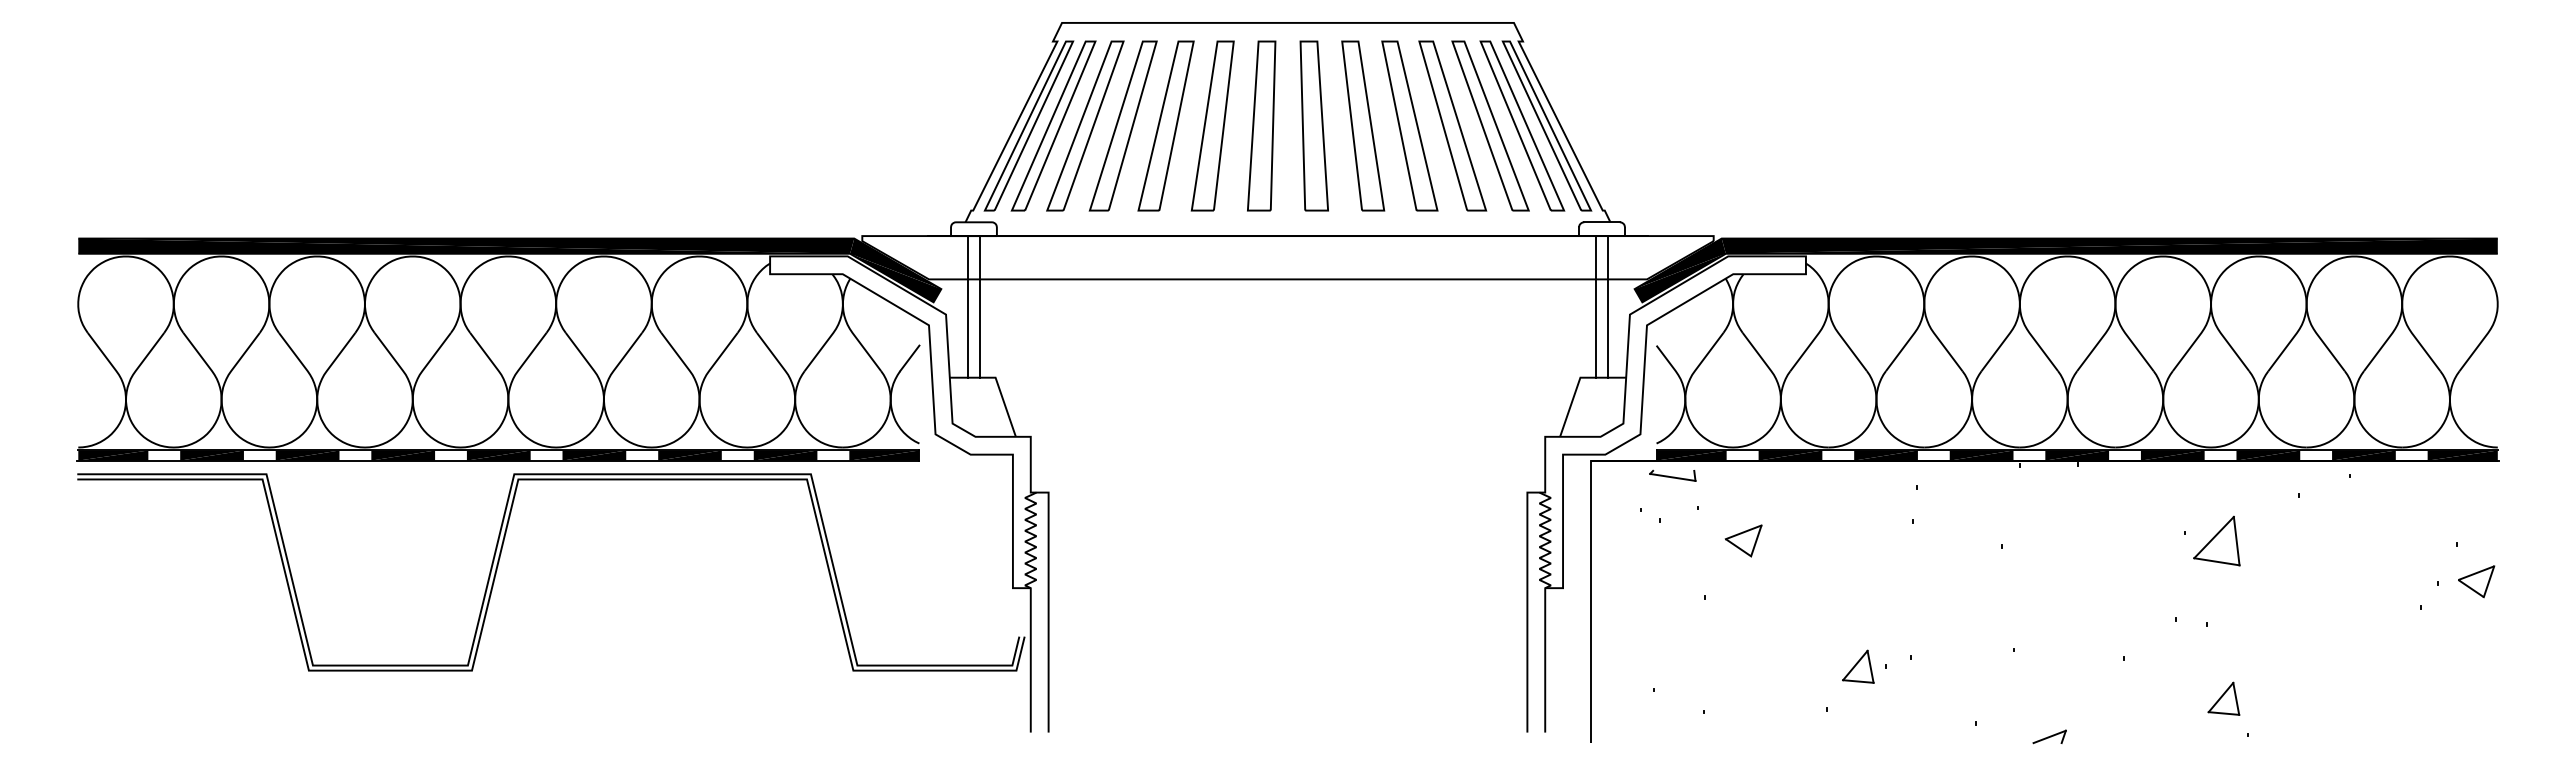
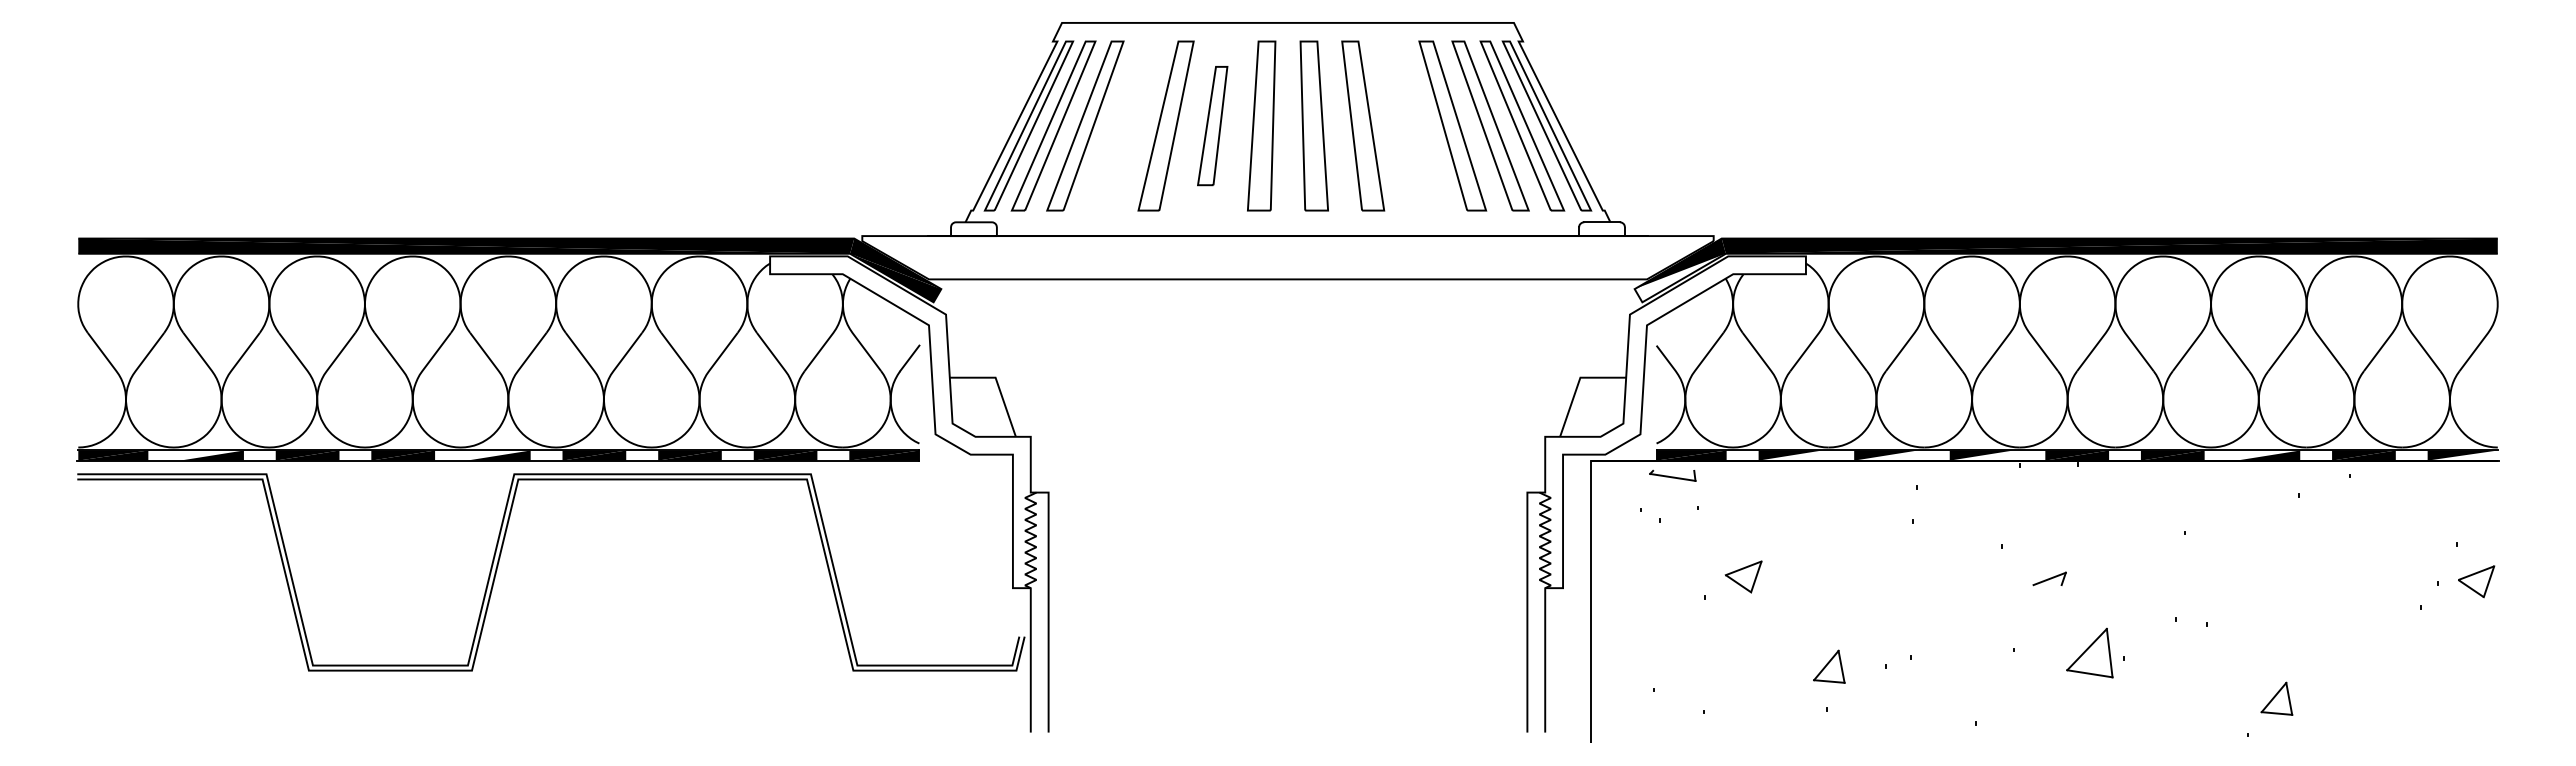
part: present -> none (1122, 125)
part size: 45x172 px -> 32x121 px (1212, 126)
part: present -> none (1409, 125)
fill: present -> none (1679, 277)
line: present -> none (967, 306)
line: present -> none (980, 306)
line: present -> none (1595, 306)
line: present -> none (1608, 306)
fill: present -> none (211, 455)
fill: present -> none (498, 455)
fill: present -> none (1790, 455)
fill: present -> none (1885, 455)
fill: present -> none (1981, 455)
fill: present -> none (2268, 455)
fill: present -> none (2462, 455)
part position: (1743, 540) -> (1743, 576) (1743, 576)
part position: (2216, 540) -> (2089, 652) (2089, 652)
part position: (1858, 666) -> (1829, 666) (1829, 666)
part position: (2223, 698) -> (2276, 698) (2276, 698)
part position: (2049, 736) -> (2049, 578) (2049, 578)
